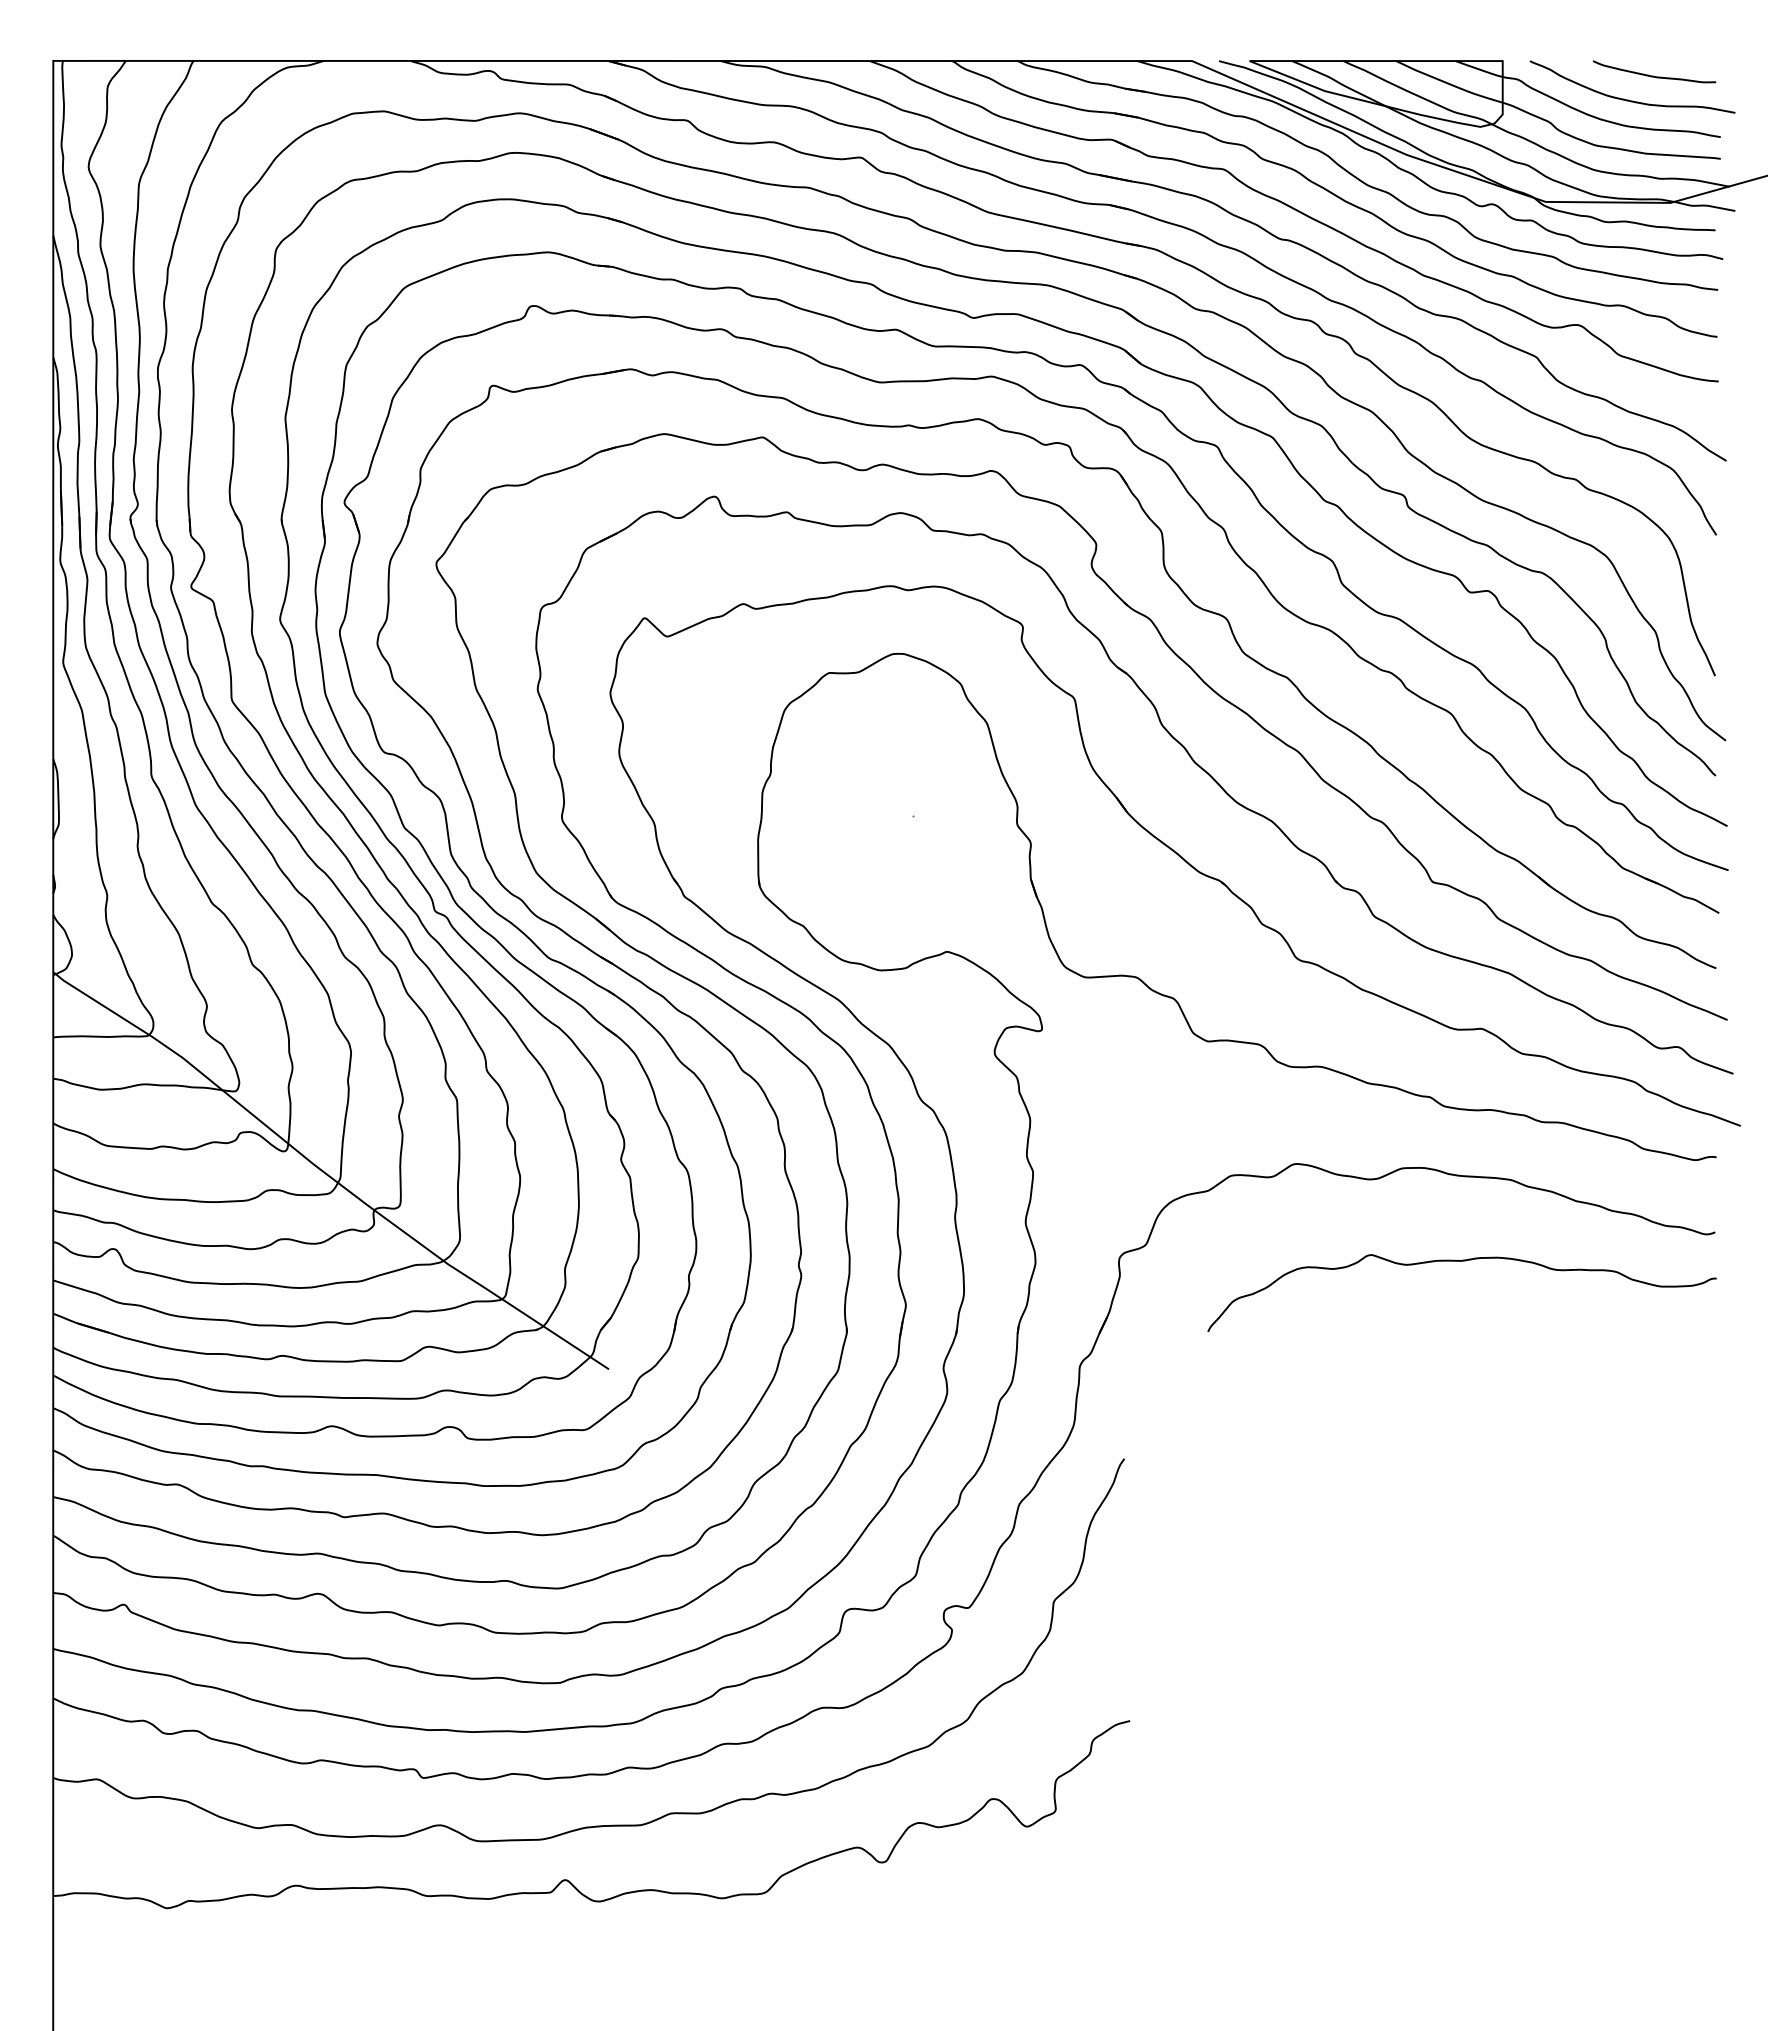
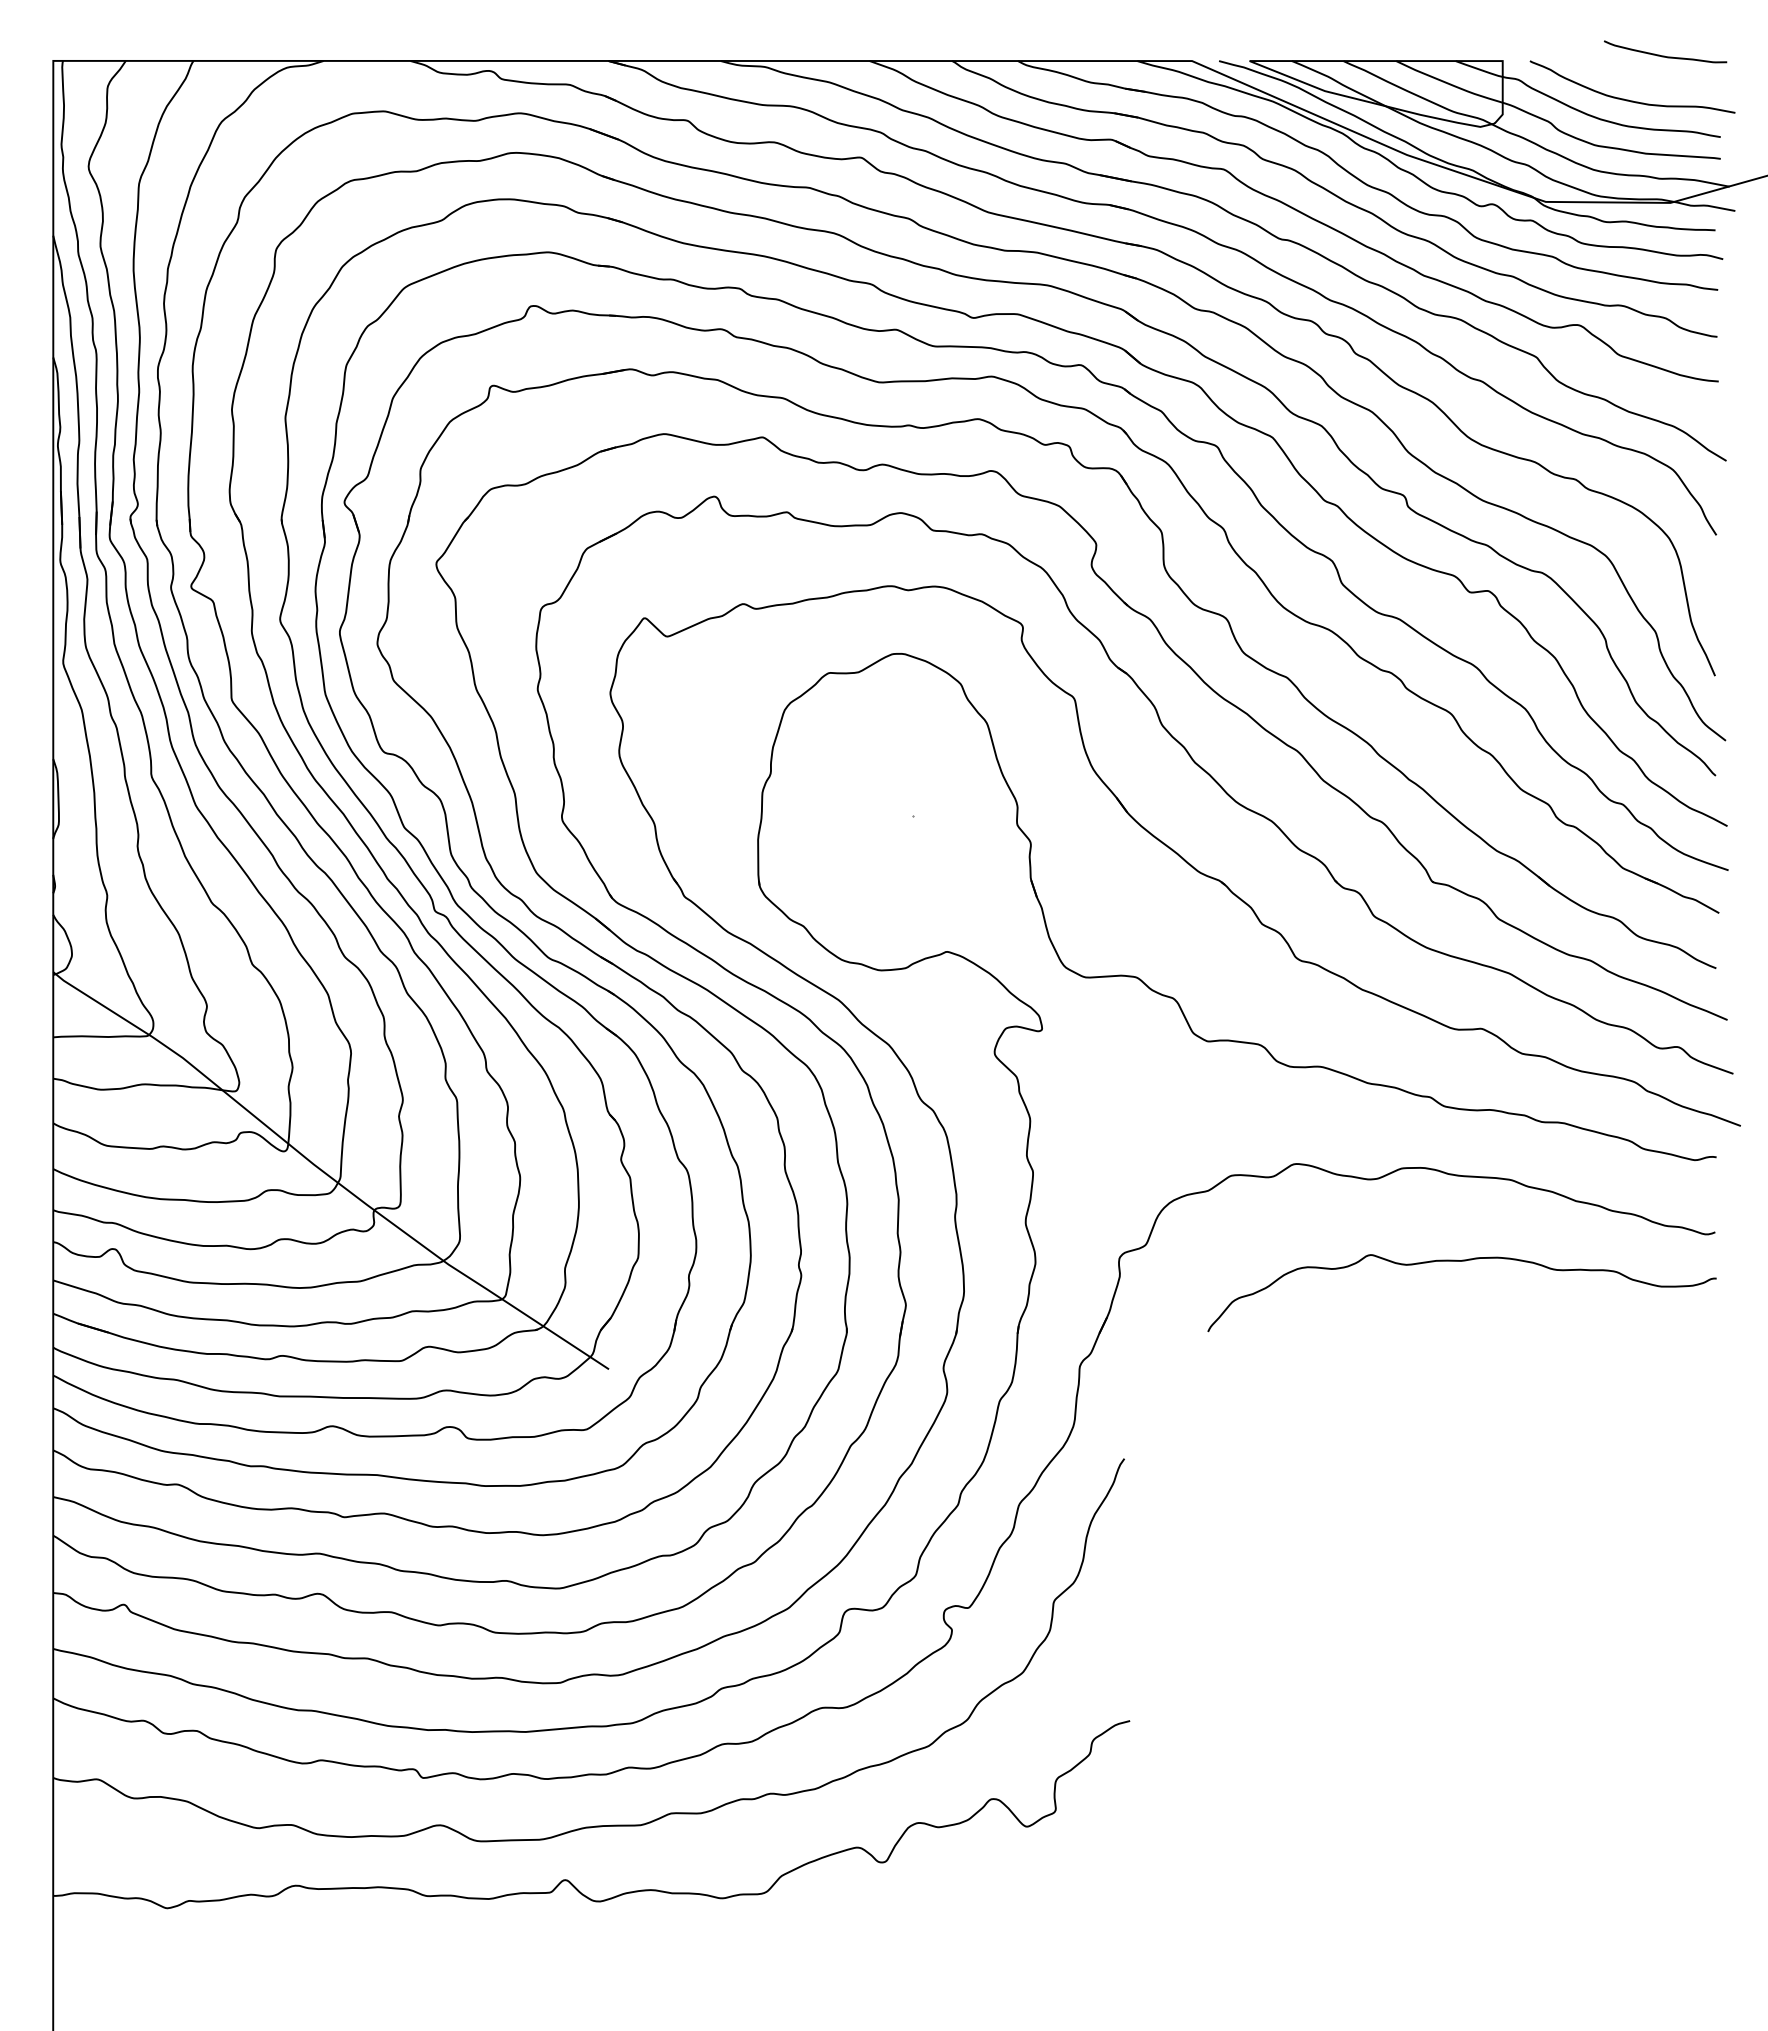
curve position: (1653, 75) -> (1664, 55) (1664, 55)
